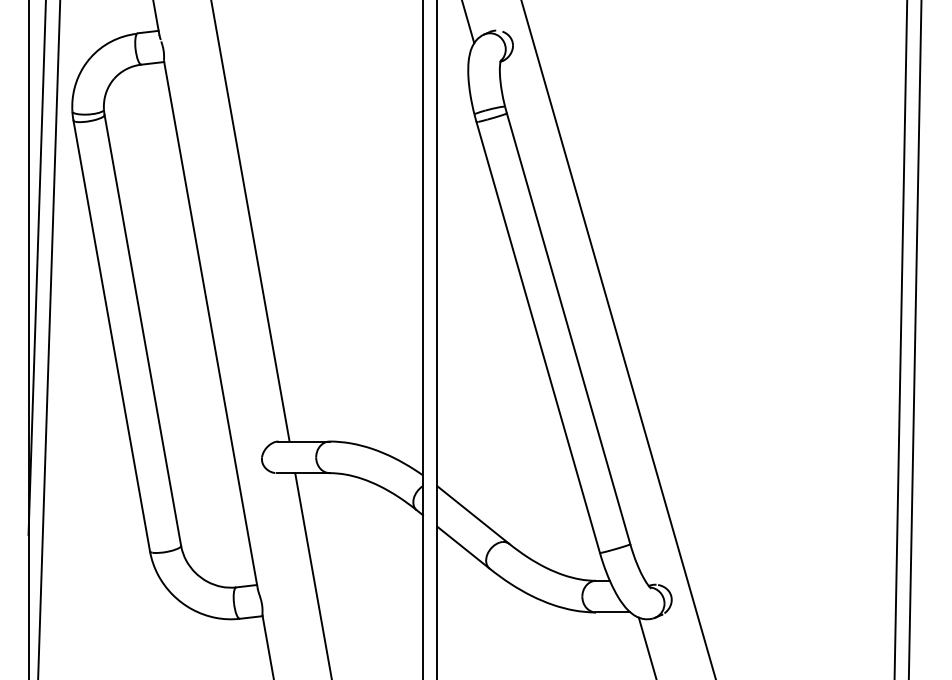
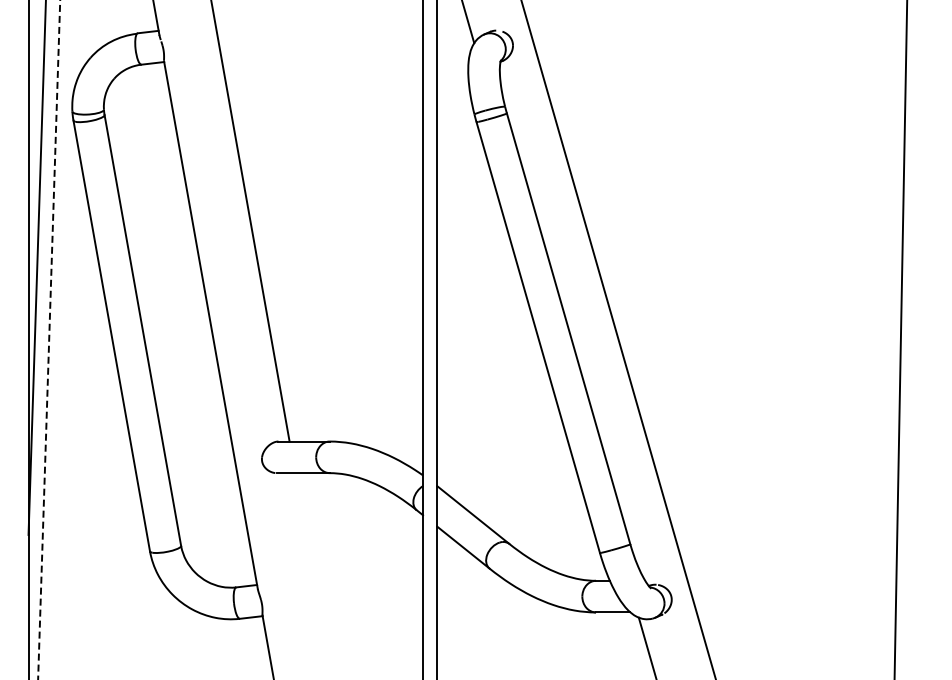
line: present -> none (914, 339)
line: solid -> dashed (49, 340)
line: present -> none (313, 574)
